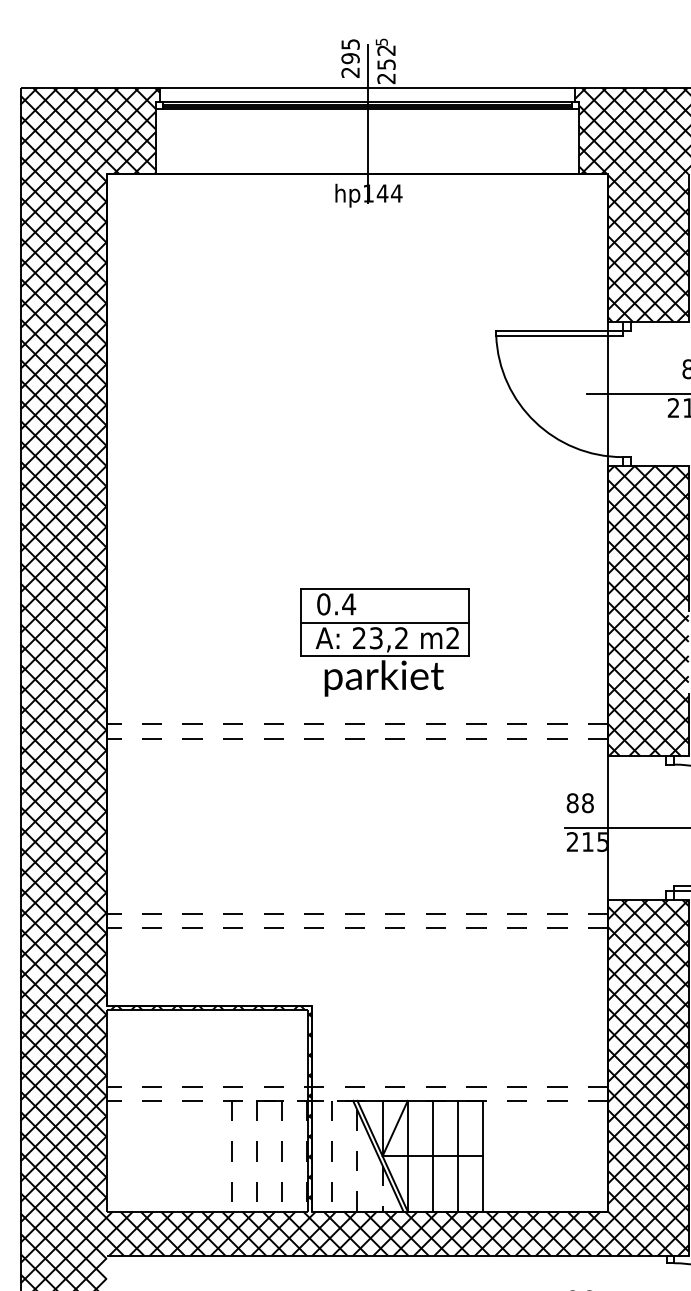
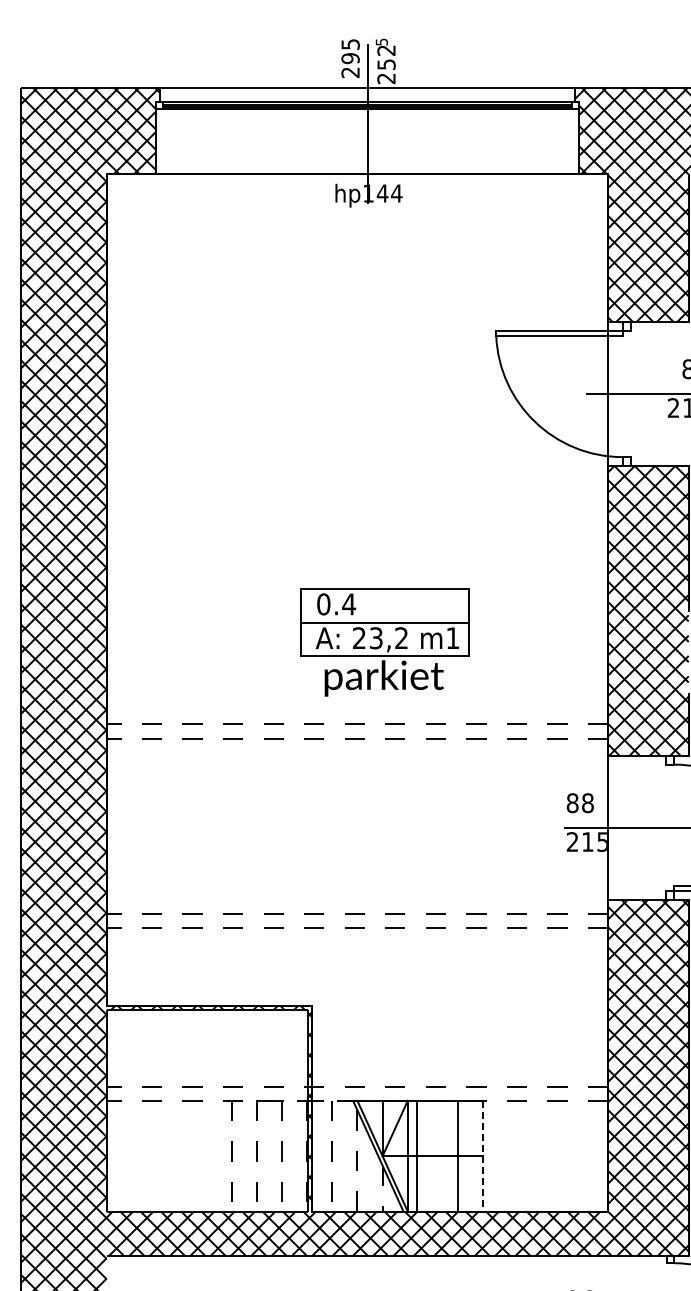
text: m2 -> m1 (452, 637)
line position: (432, 1155) -> (416, 1155) (416, 1155)
line: solid -> dashed (483, 1156)
